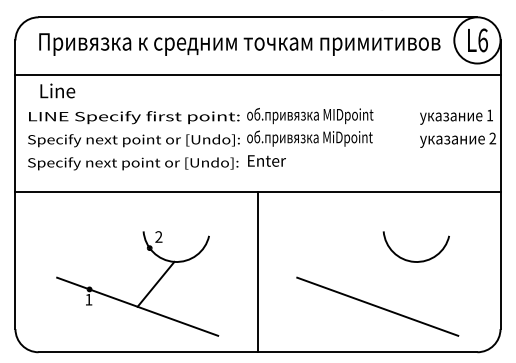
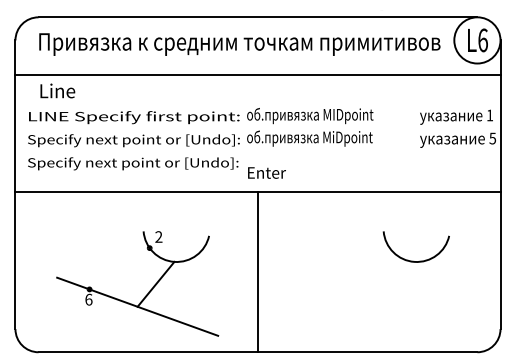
text: 2 -> 5 (492, 138)
text position: (266, 160) -> (266, 172) (266, 172)
text: 1 -> 6 (88, 299)
line: present -> none (377, 306)
